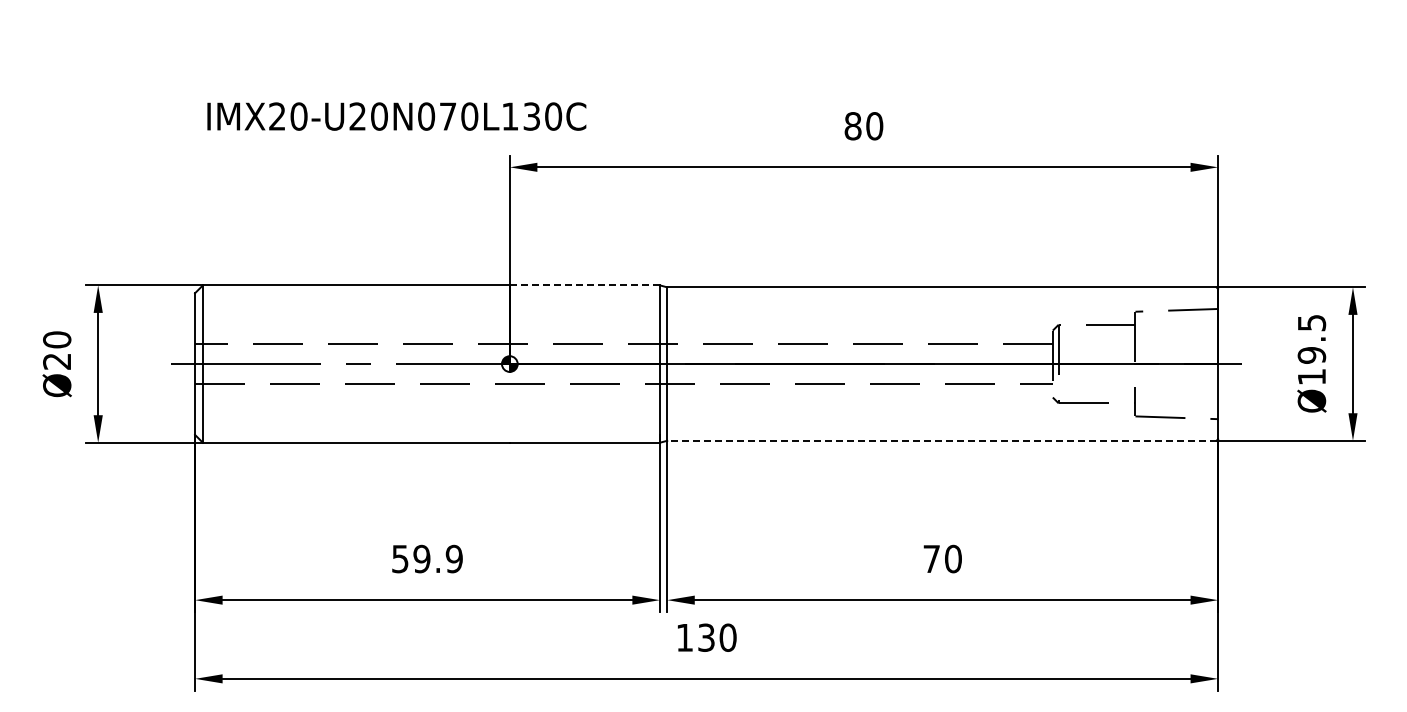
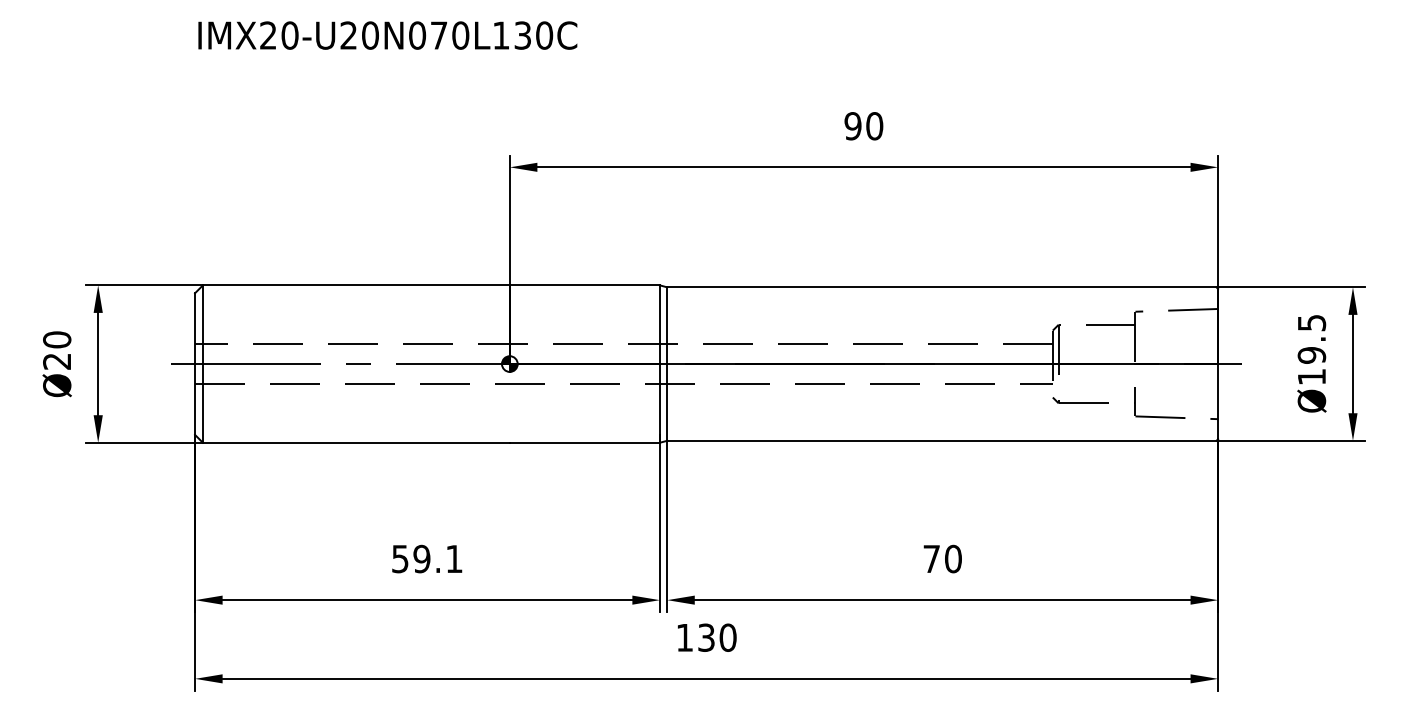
text position: (396, 116) -> (387, 35) (387, 35)
text: 80 -> 90 (852, 126)
line: dashed -> solid (584, 285)
line: dashed -> solid (941, 440)
text: 59.9 -> 59.1 (453, 558)
